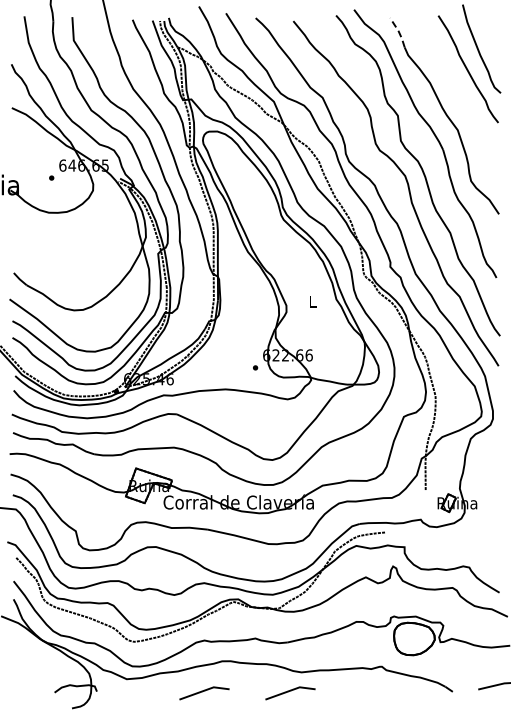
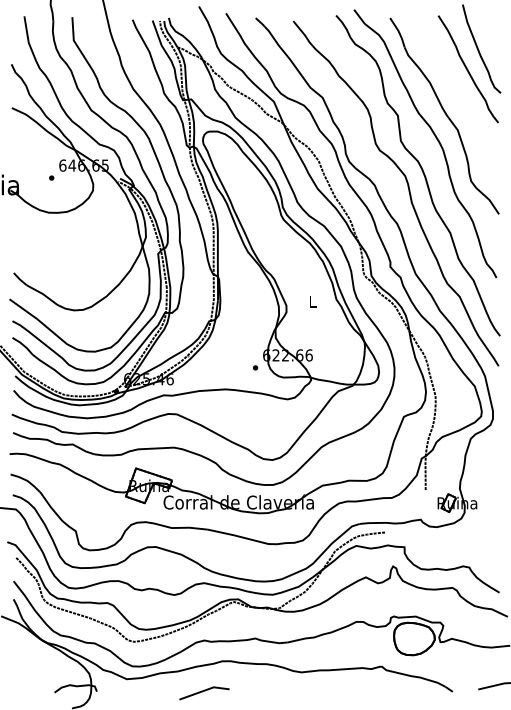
line: dashed -> solid (398, 31)
line: present -> none (290, 691)
